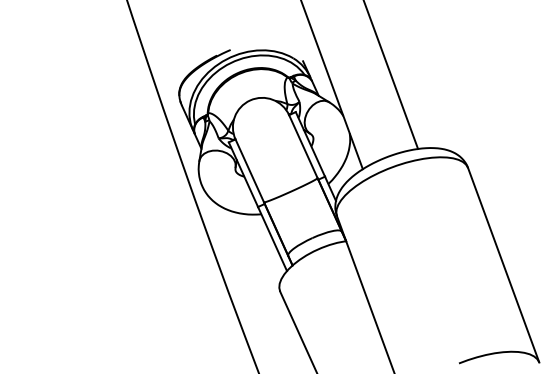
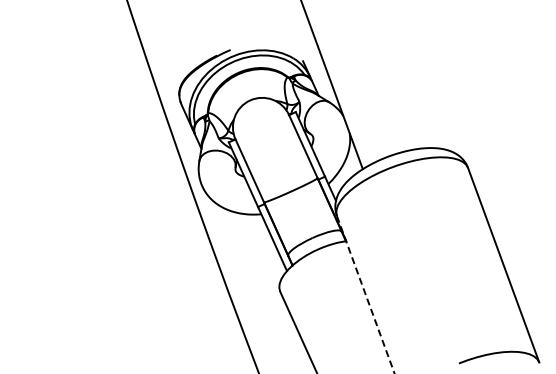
line: present -> none (391, 75)
line: solid -> dashed (365, 294)
